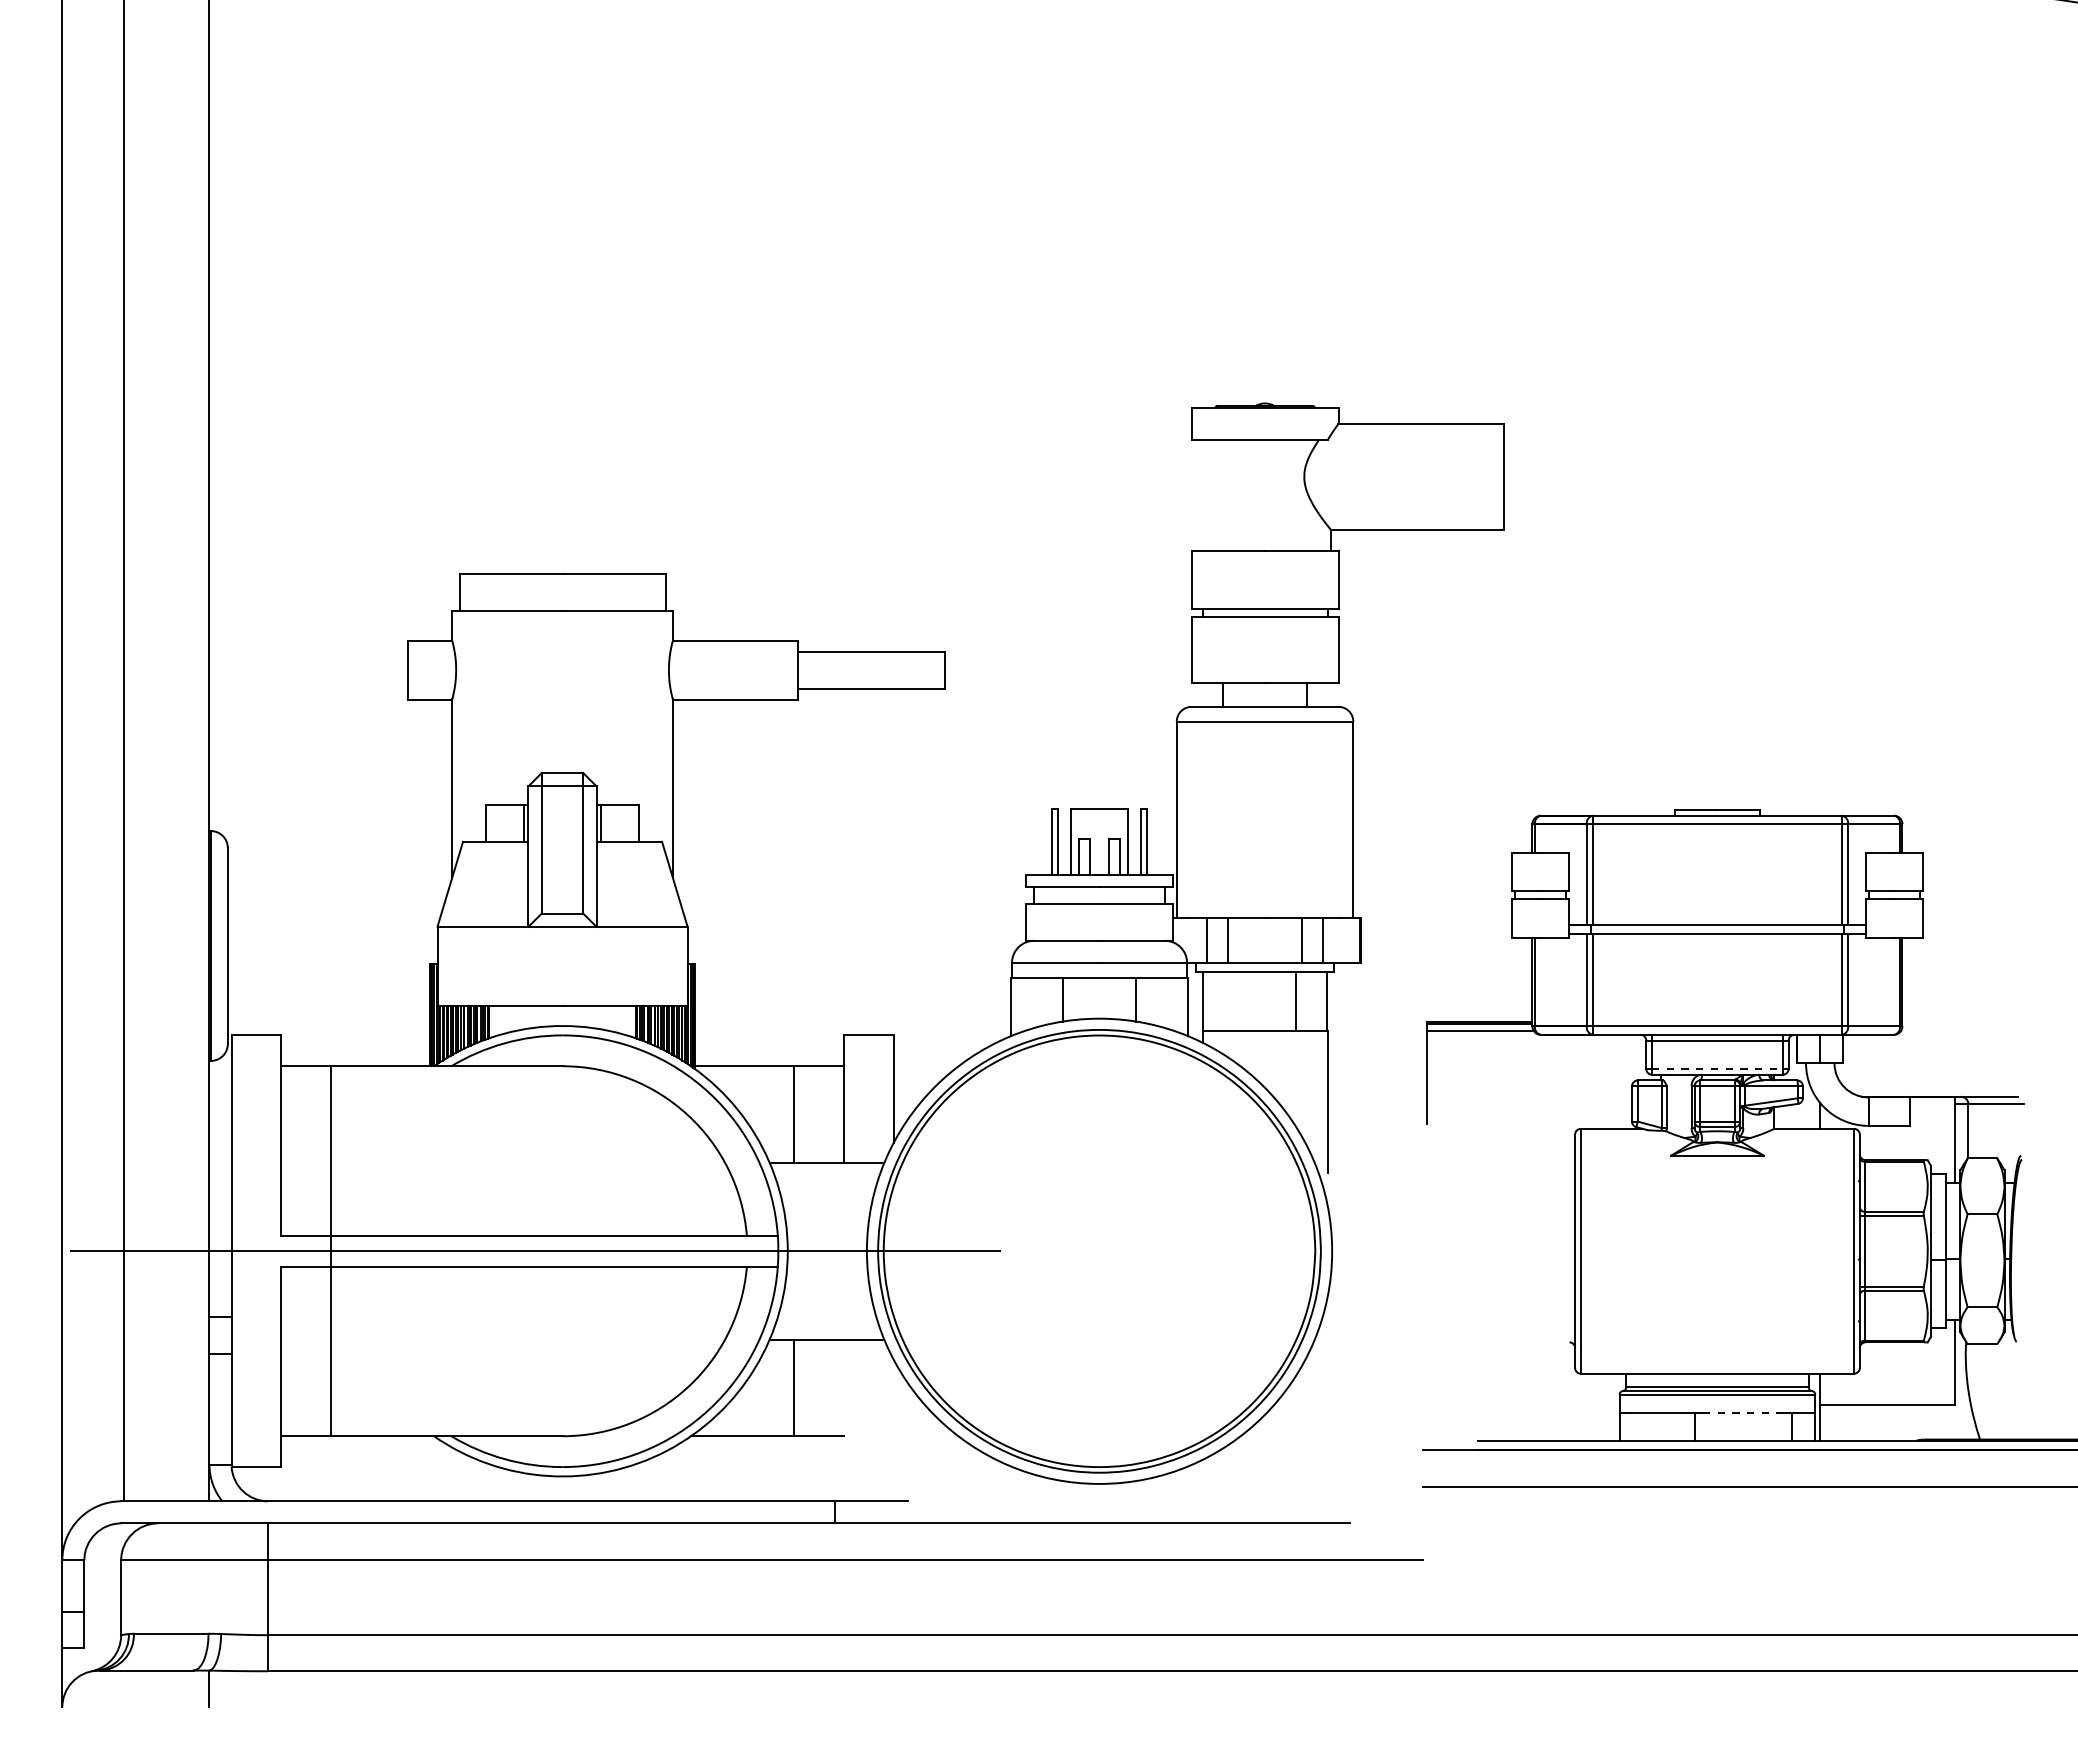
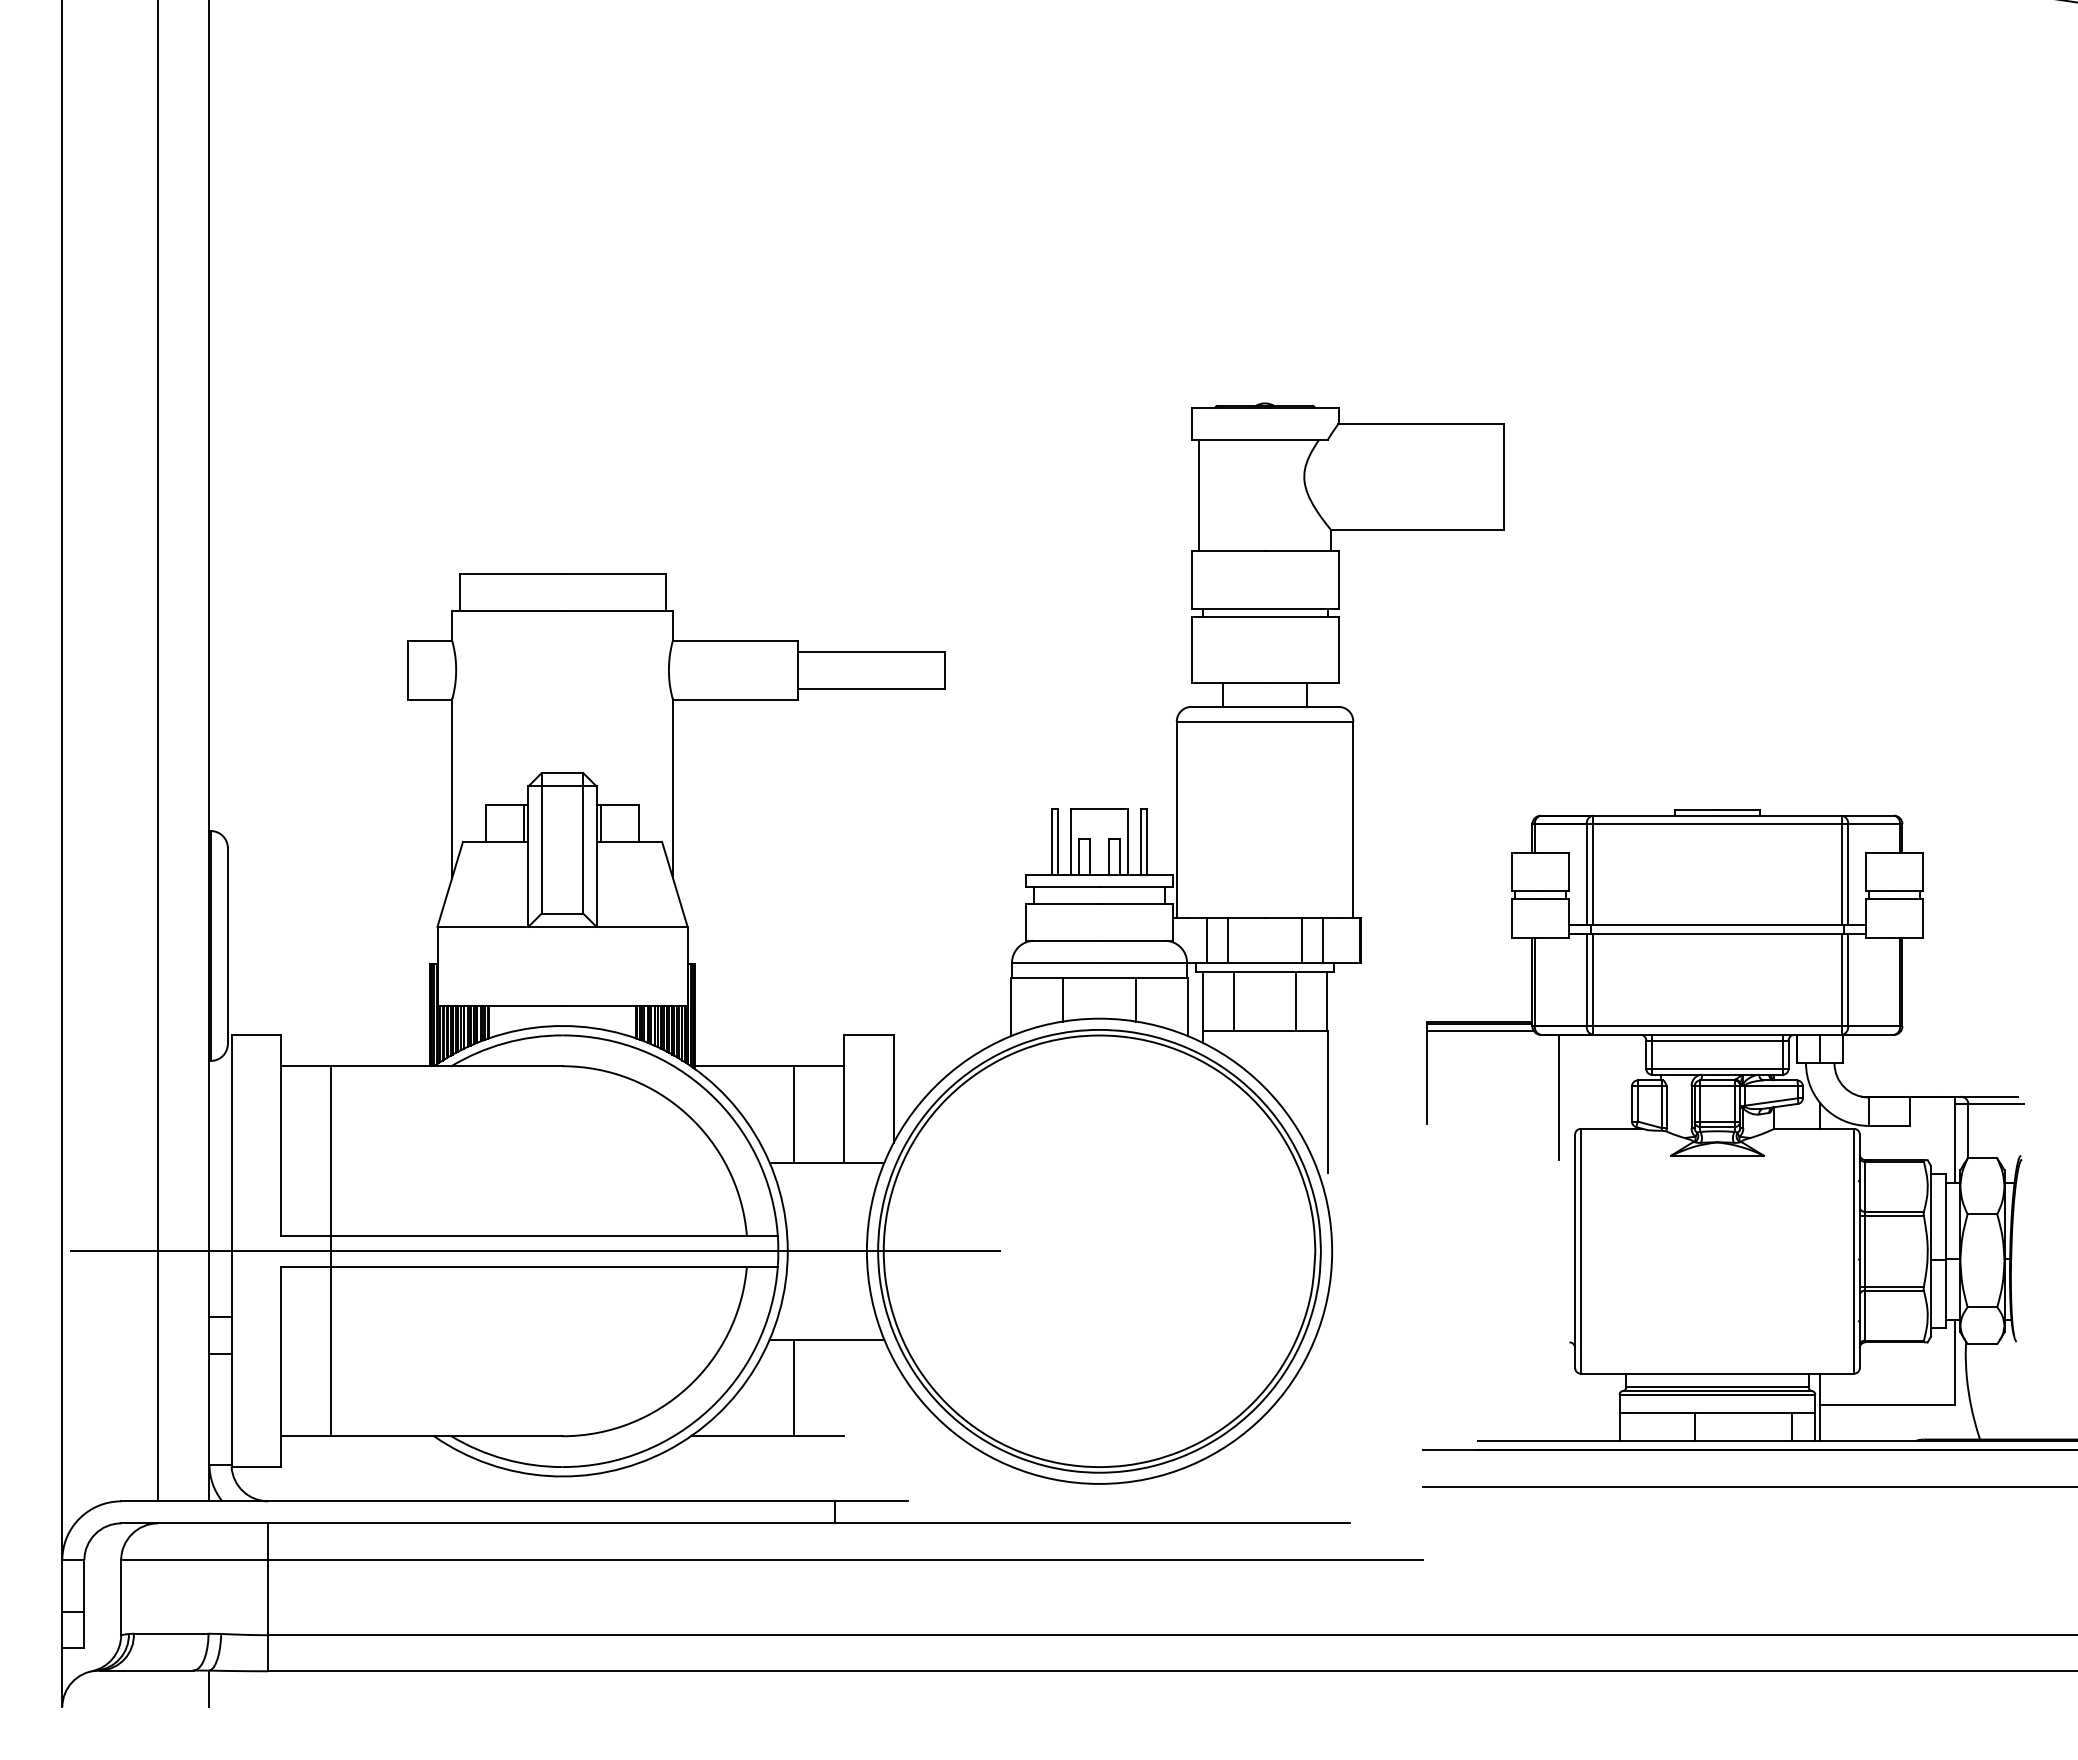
line: none -> present (1198, 495)
line position: (123, 751) -> (157, 751) (157, 751)
line: none -> present (1234, 1000)
line: dashed -> solid (1717, 1069)
line: none -> present (1559, 1097)
line: dashed -> solid (1743, 1413)
